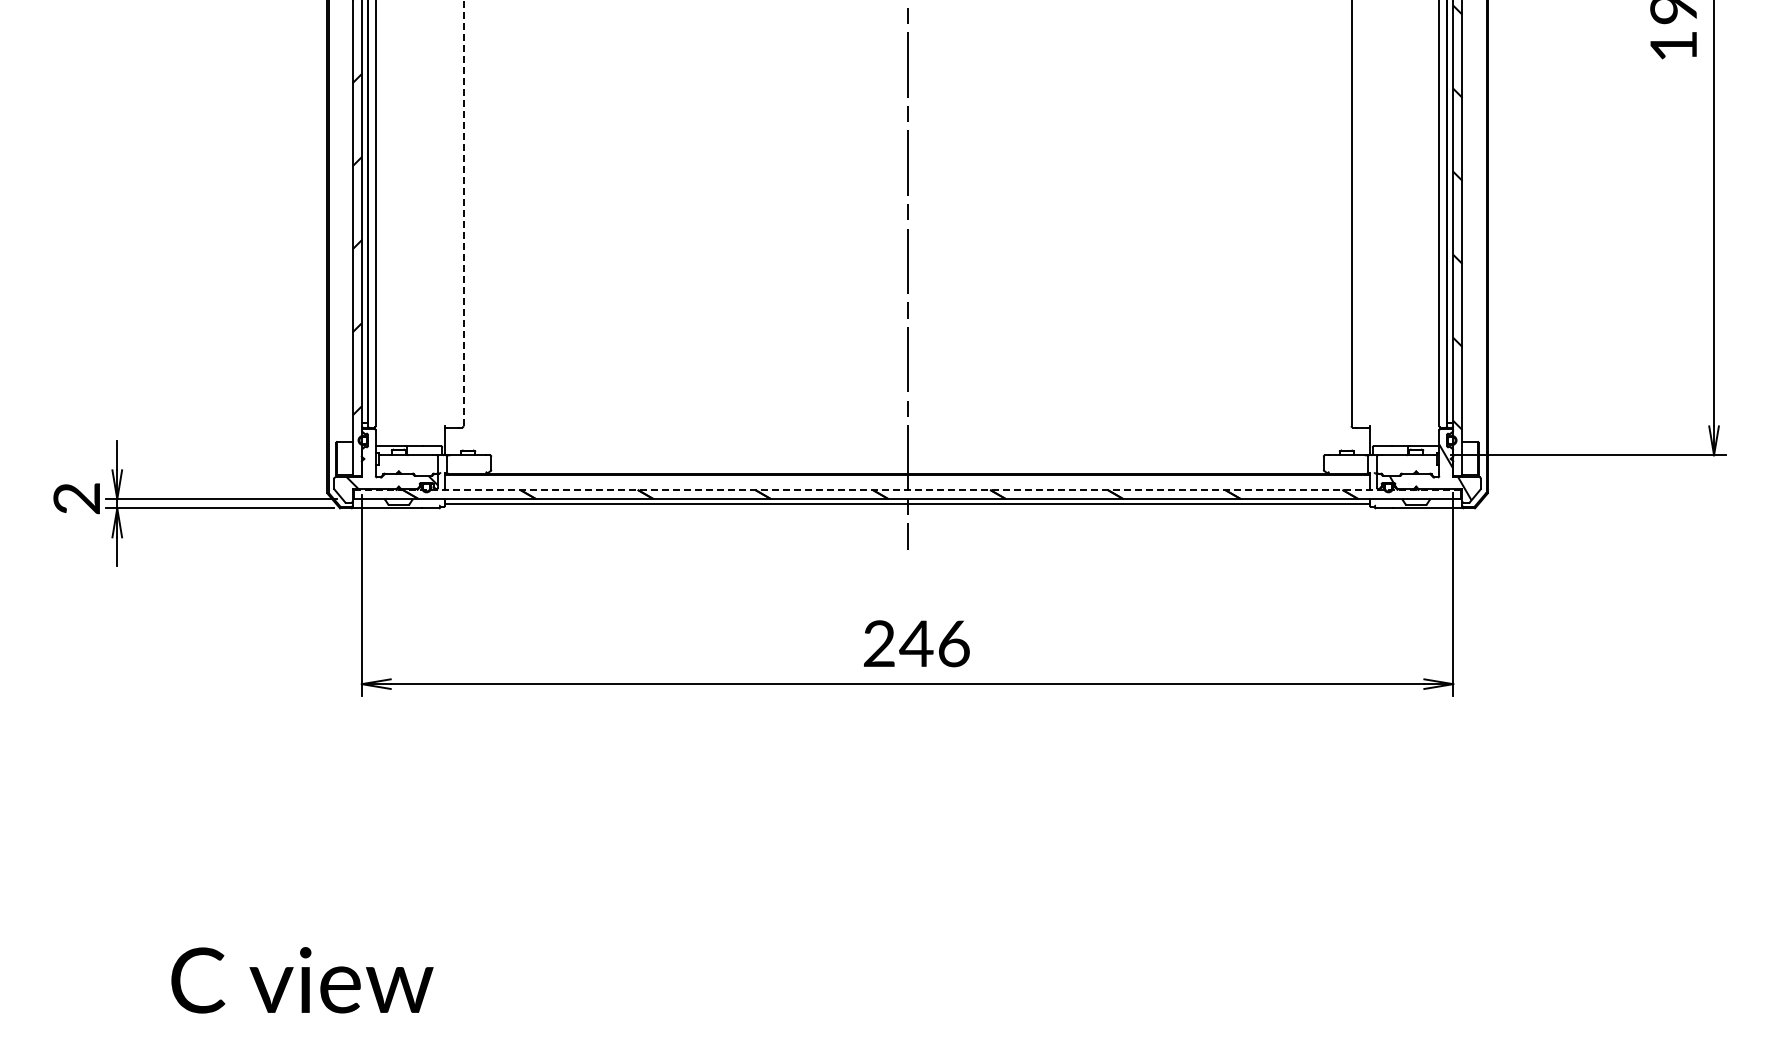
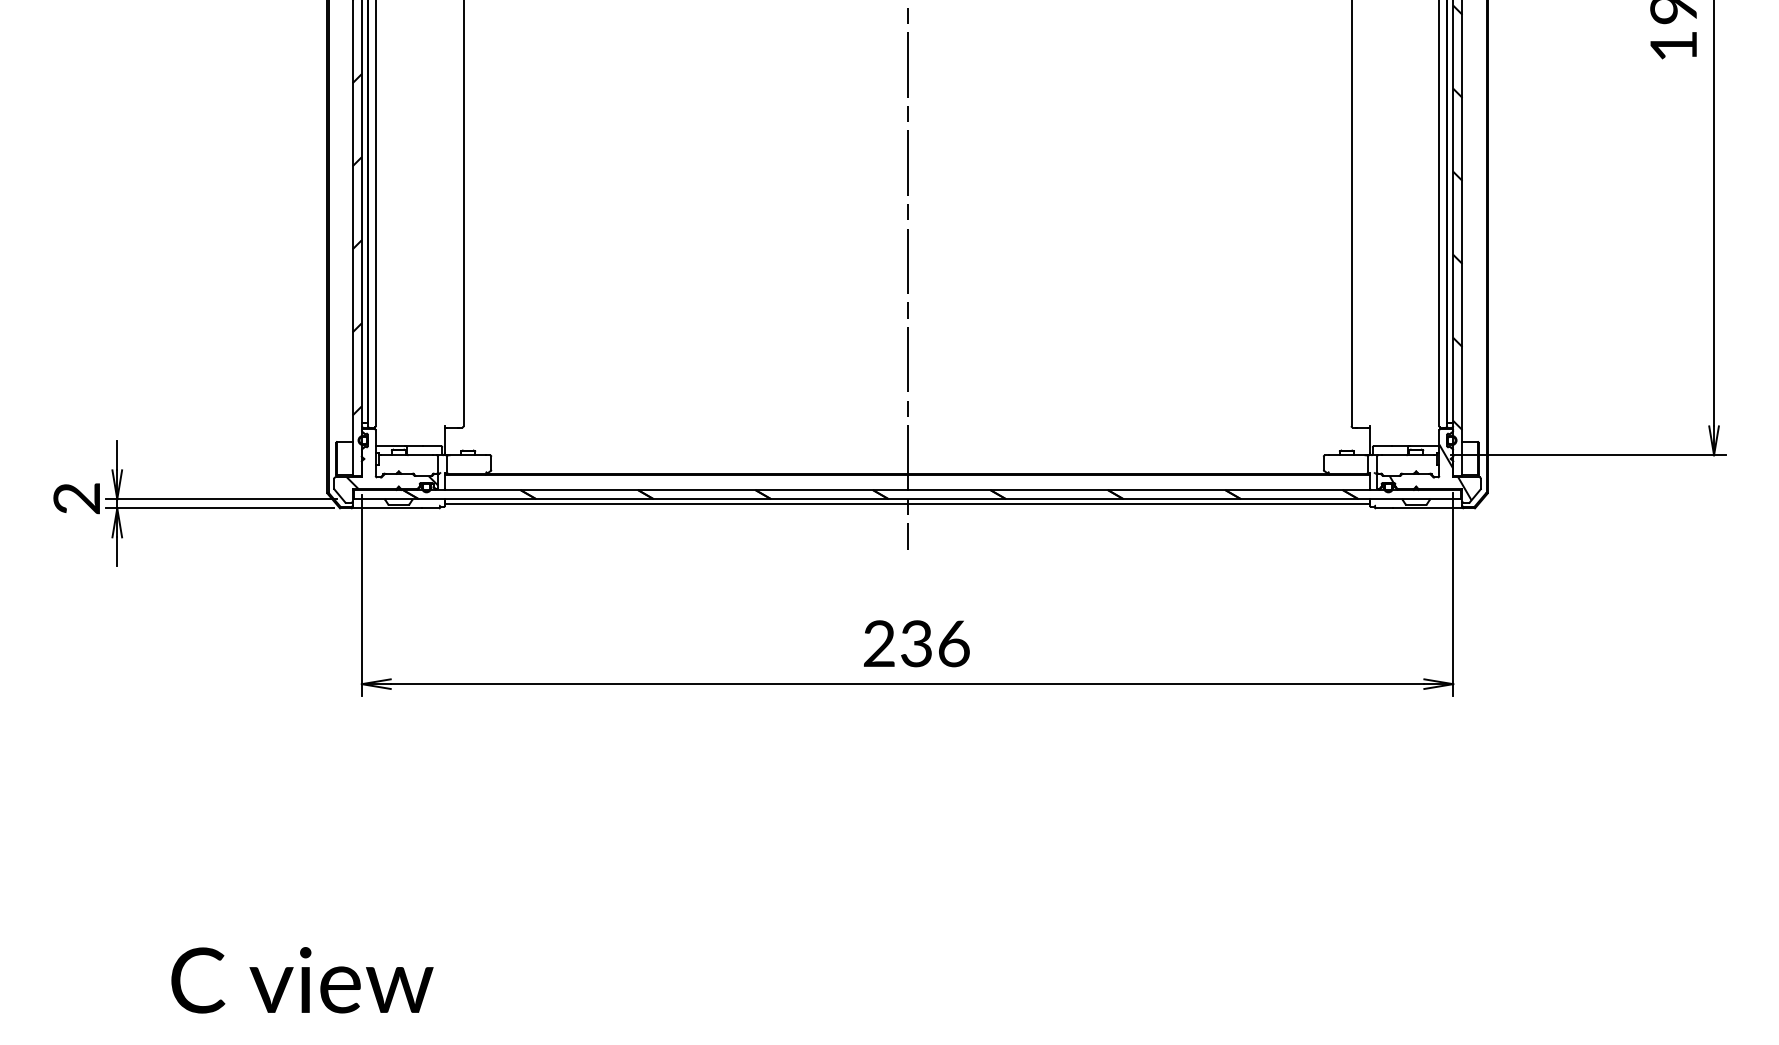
line: dashed -> solid (463, 213)
line: dashed -> solid (907, 489)
text: 246 -> 236 (916, 643)
